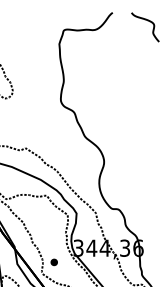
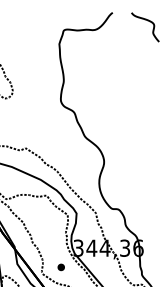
part position: (53, 262) -> (60, 267) (60, 267)
